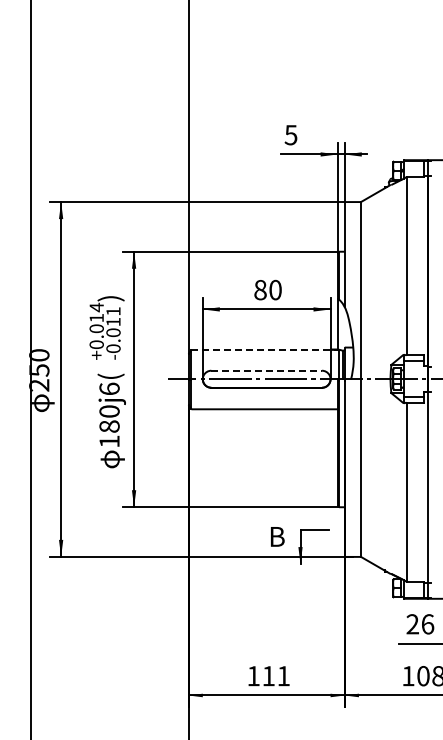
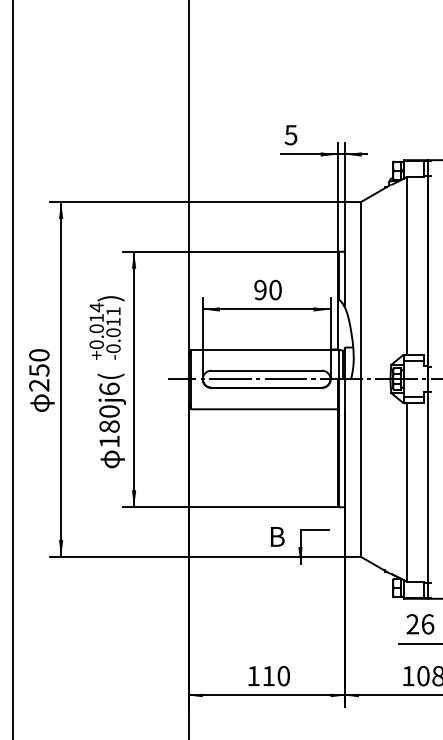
text: 80 -> 90 (260, 289)
line: dashed -> solid (265, 349)
line position: (31, 369) -> (13, 369) (13, 369)
line: dashed -> solid (267, 370)
text: 111 -> 110 (283, 676)
